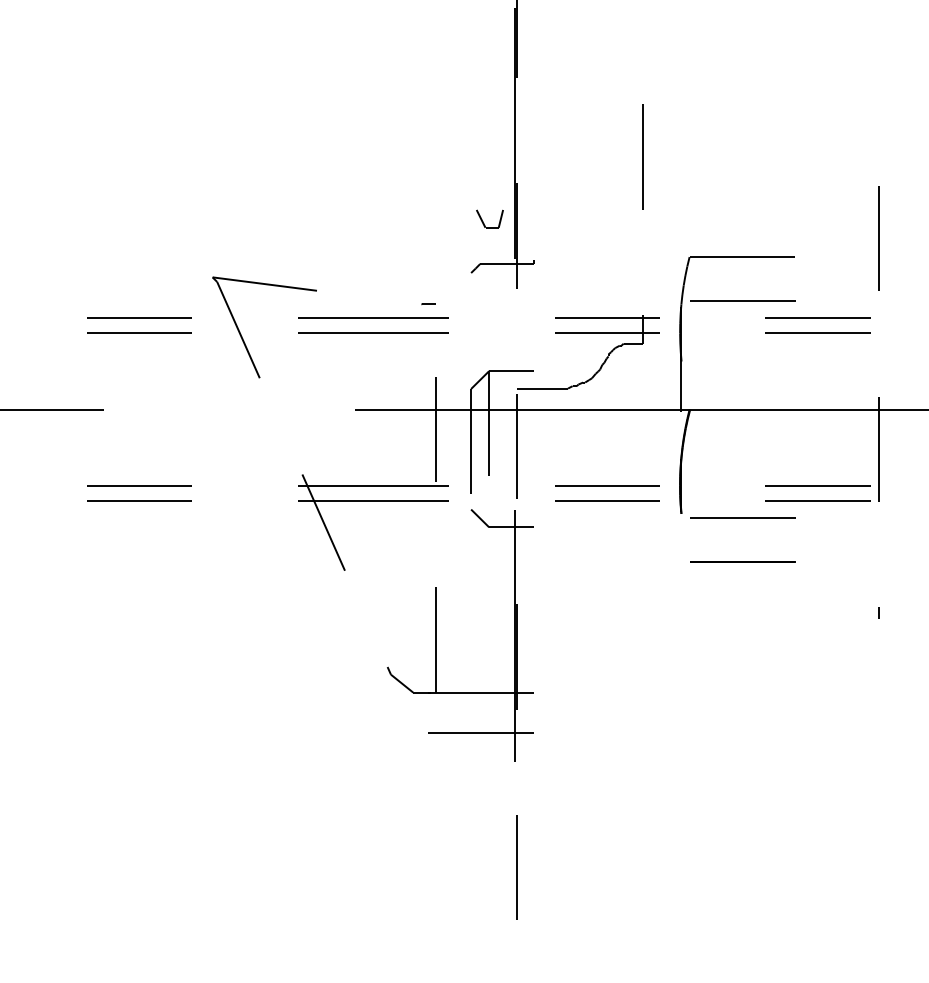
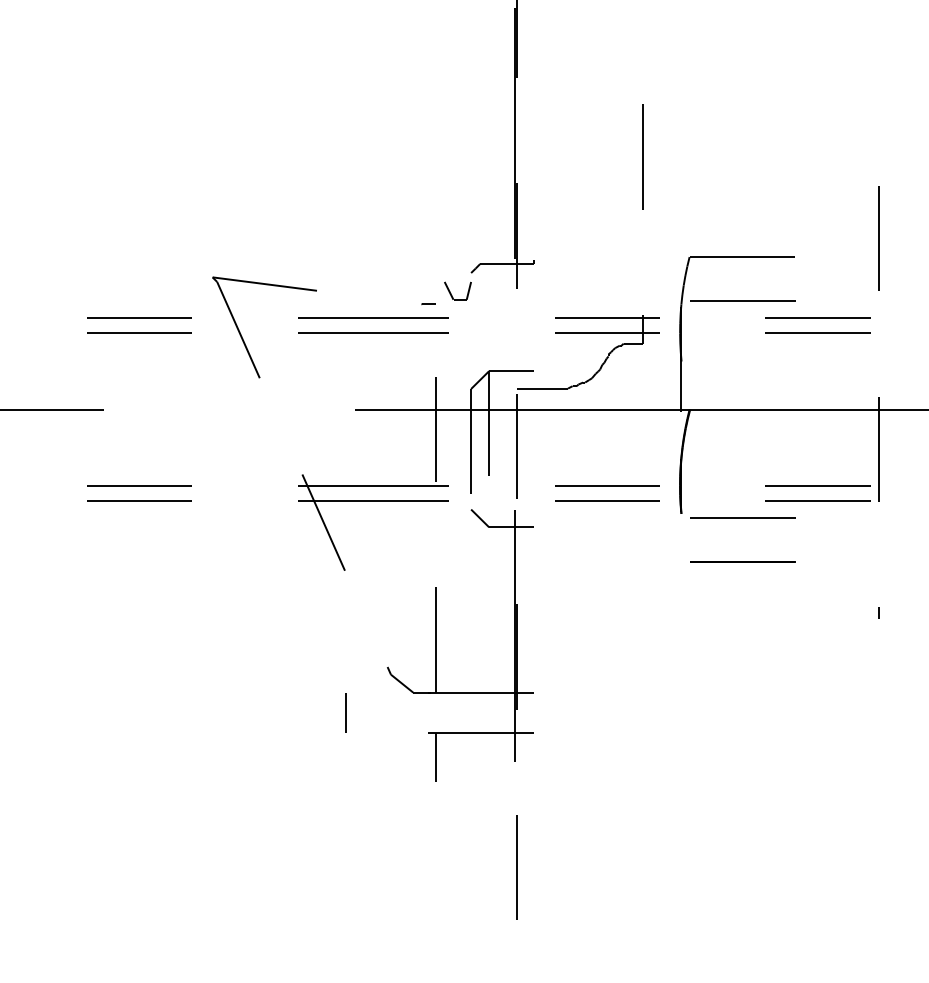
part position: (483, 221) -> (451, 293) (451, 293)
line: none -> present (346, 712)
line: none -> present (435, 756)
